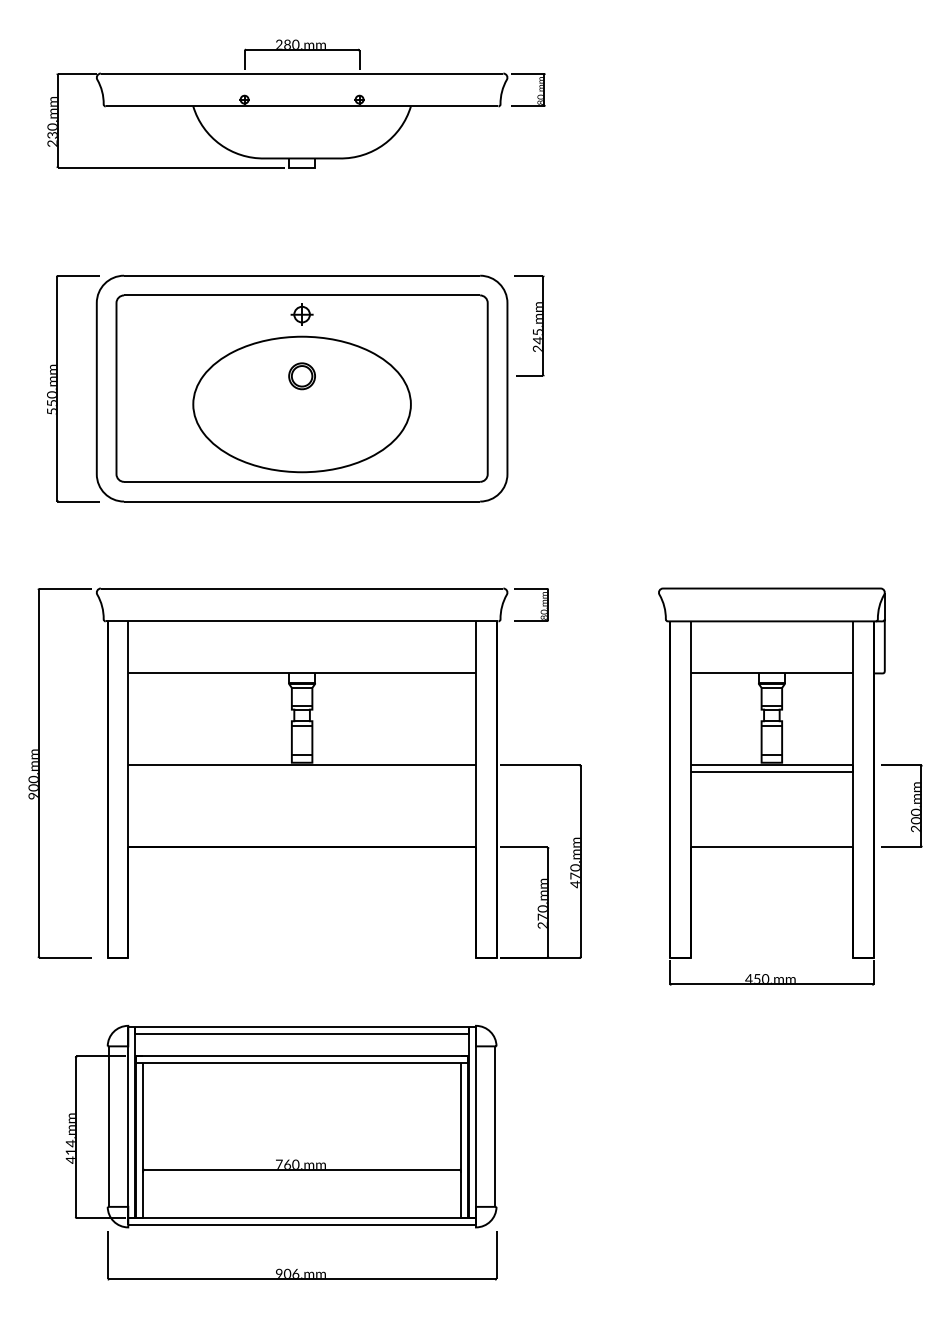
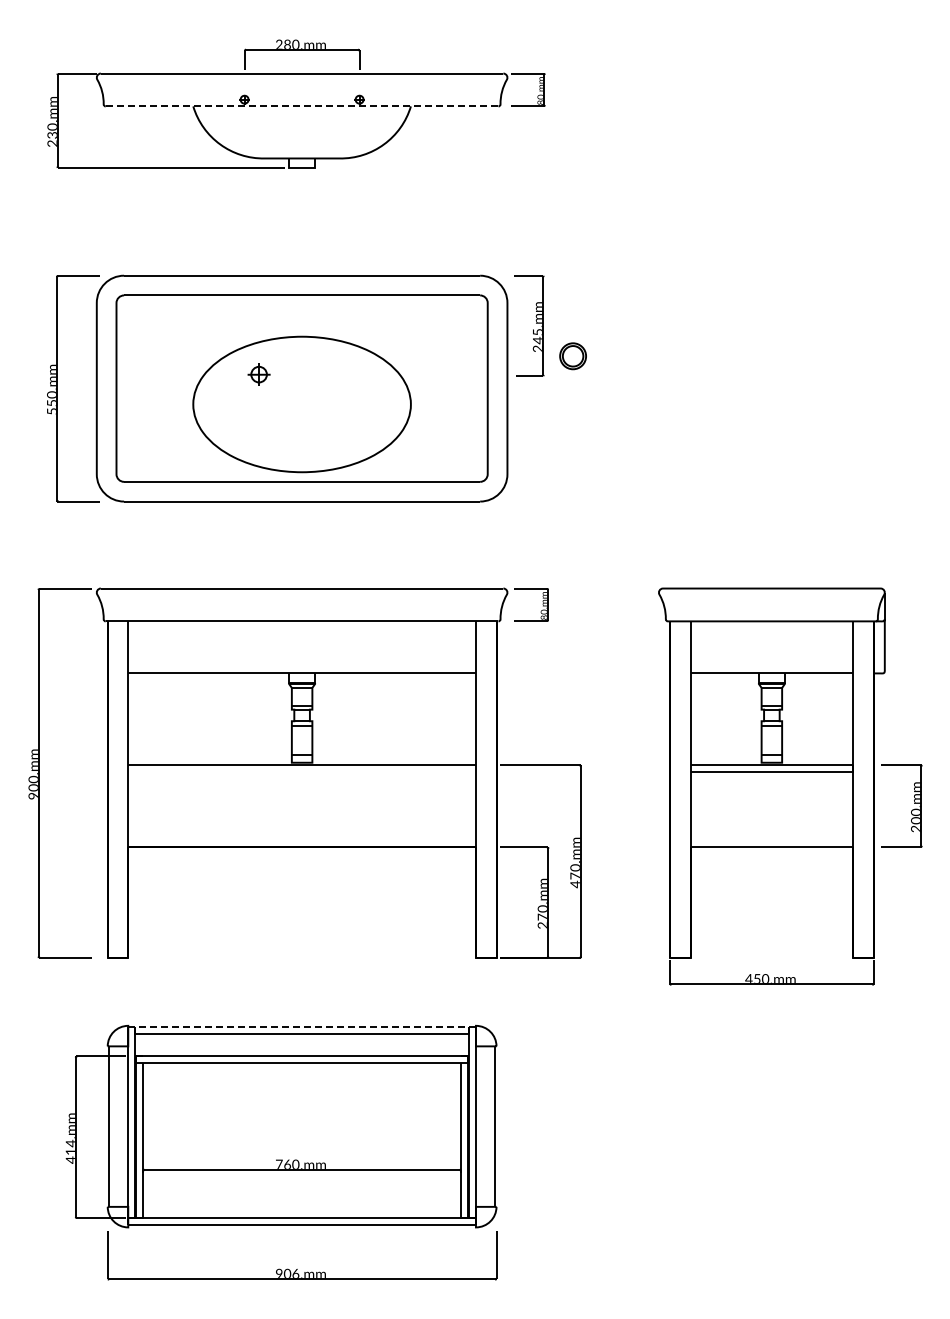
line: solid -> dashed (301, 106)
part position: (301, 314) -> (258, 374) (258, 374)
part position: (301, 376) -> (572, 356) (572, 356)
line: solid -> dashed (302, 1027)
